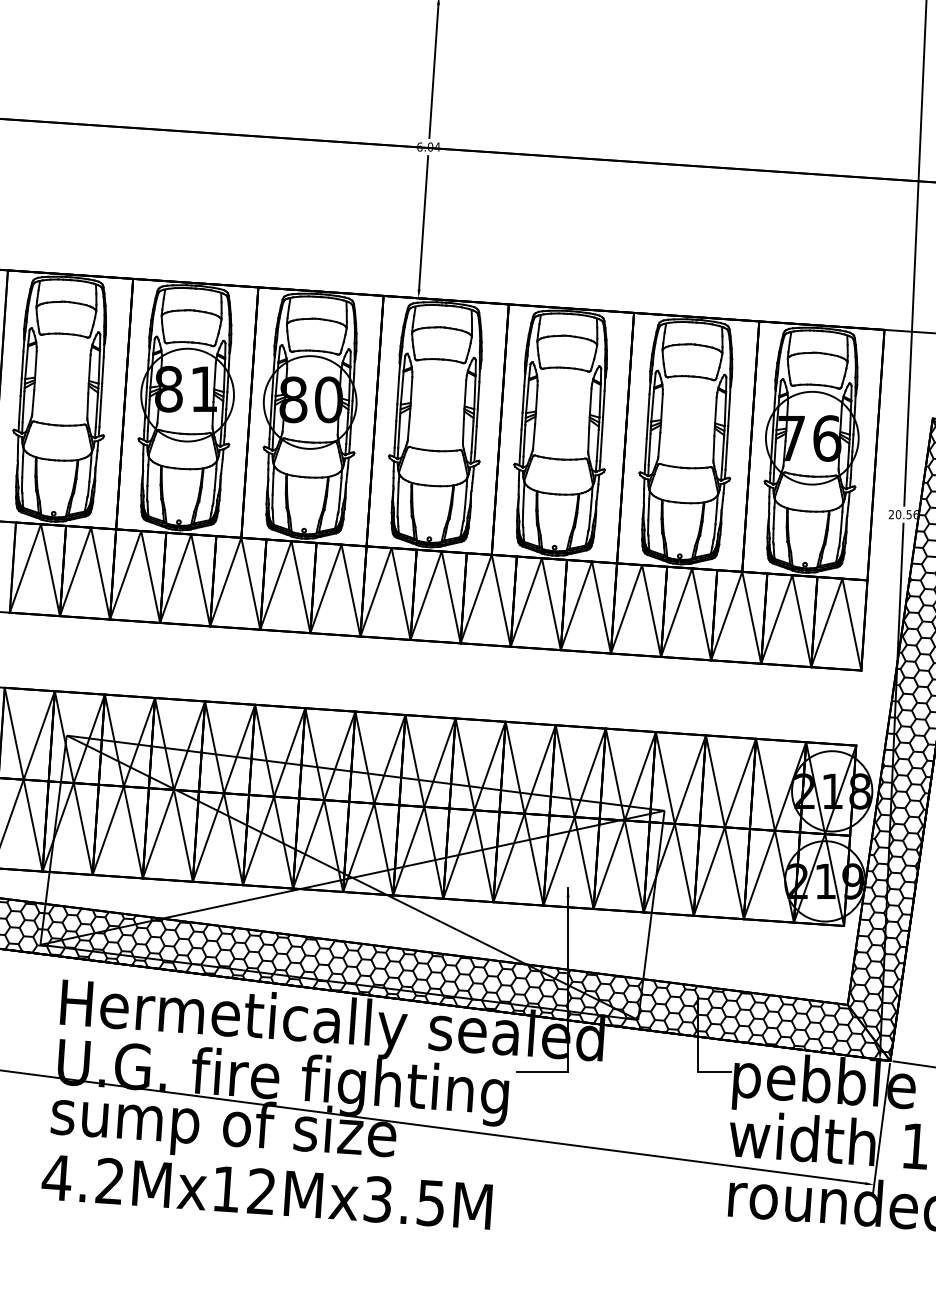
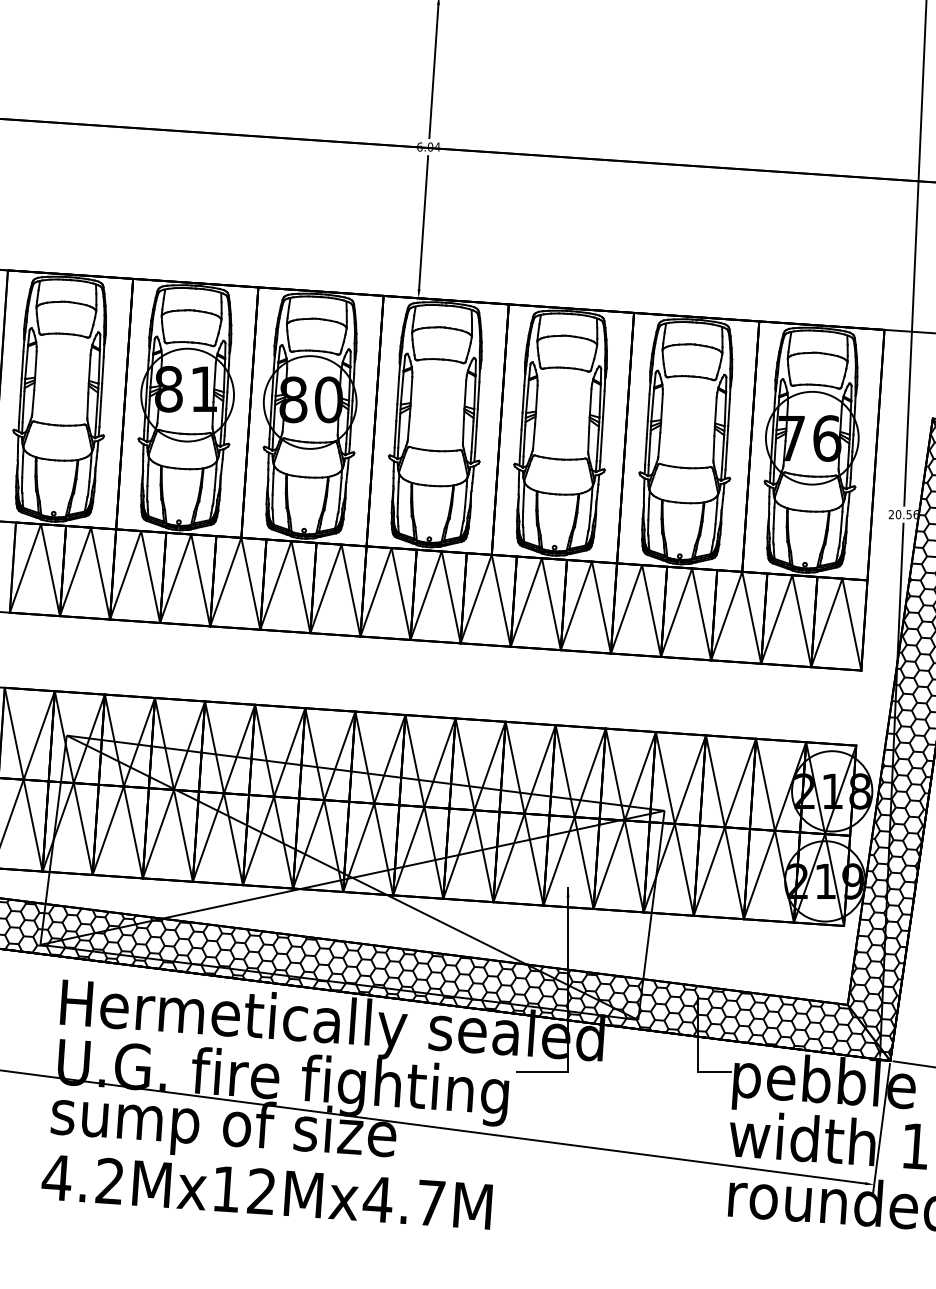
text: 4.2Mx12Mx3.5M -> 4.2Mx12Mx4.7M (403, 1201)
